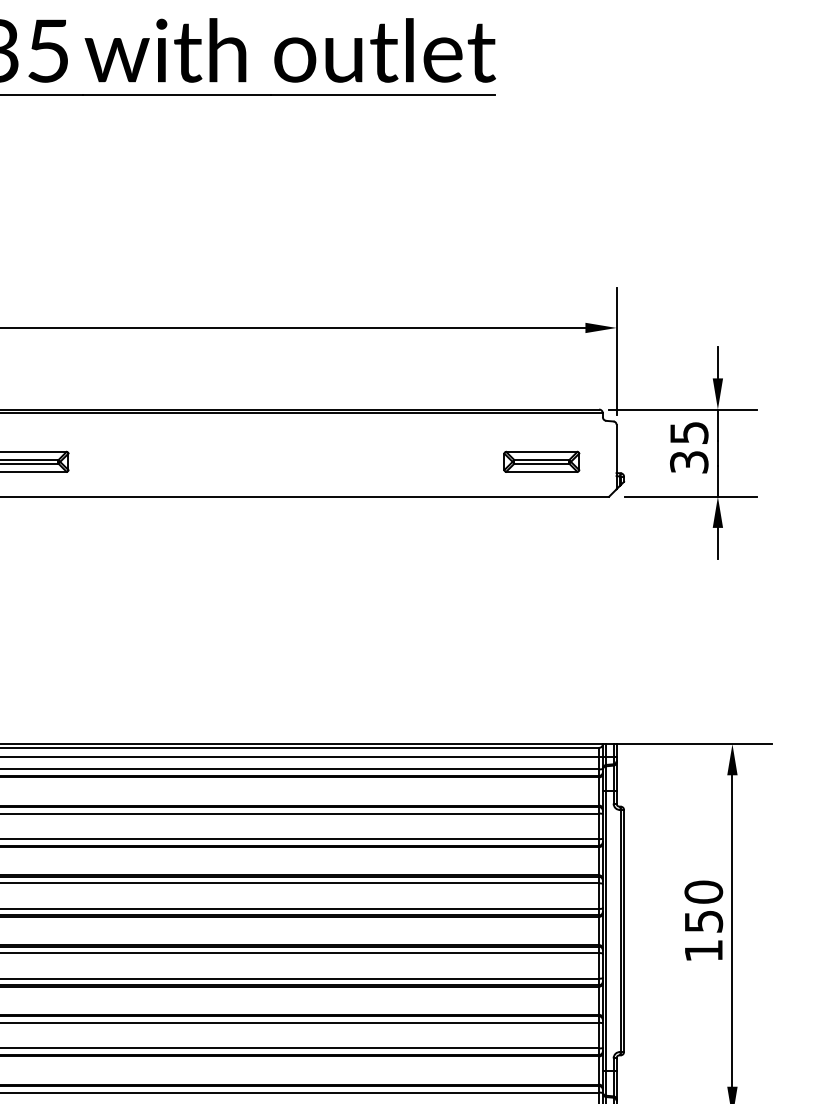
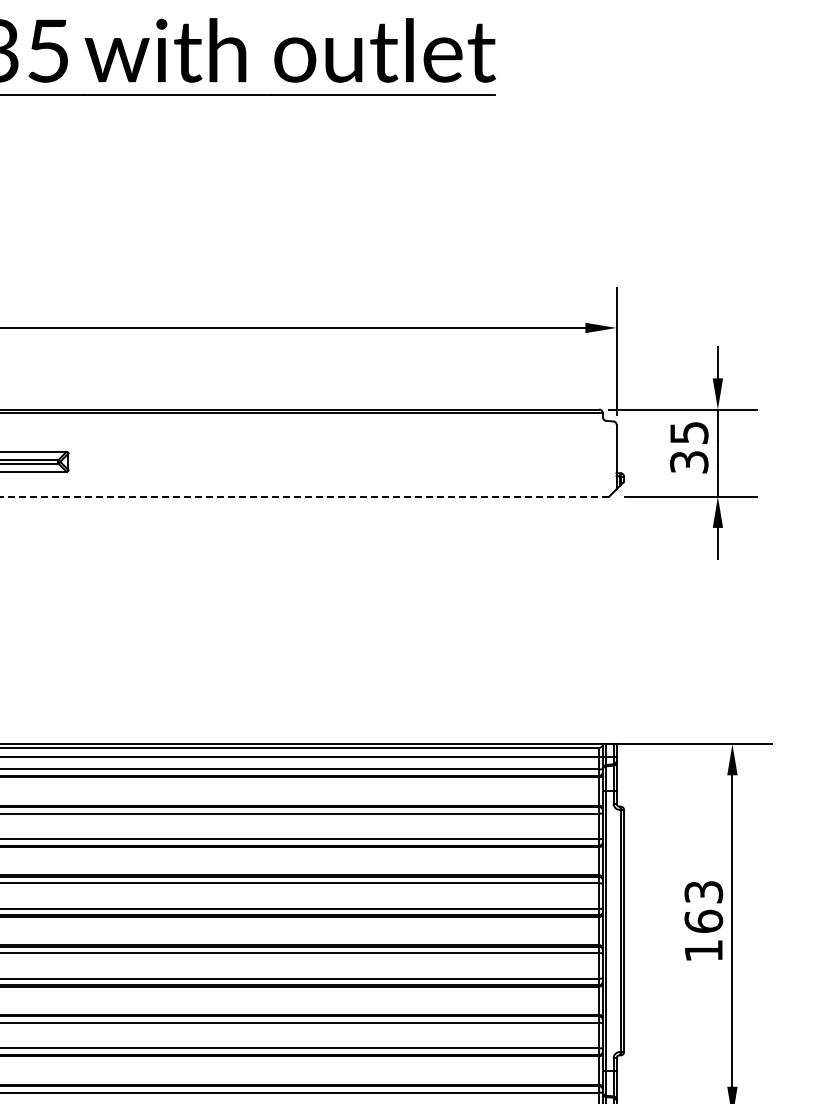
part: present -> none (541, 461)
line: solid -> dashed (304, 496)
text: 150 -> 163 (703, 906)
